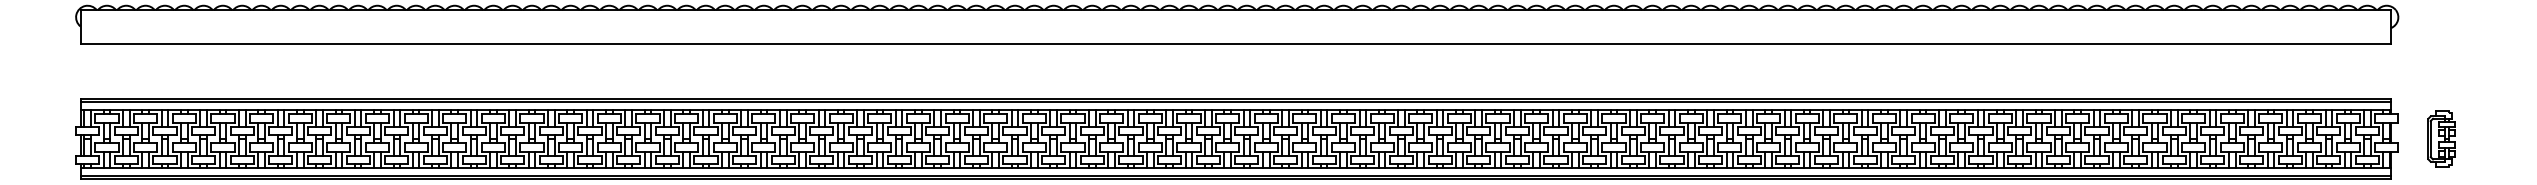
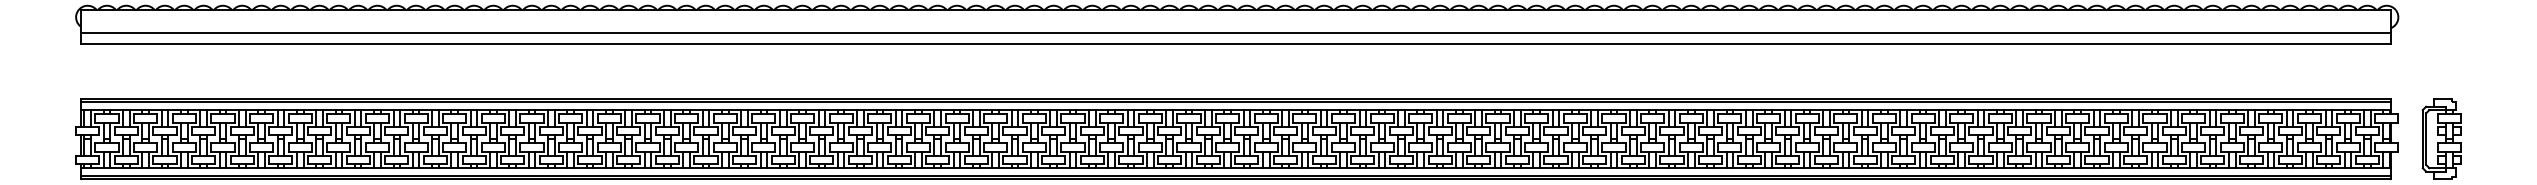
line: none -> present (1235, 32)
part size: 29x58 px -> 41x82 px (2441, 138)
